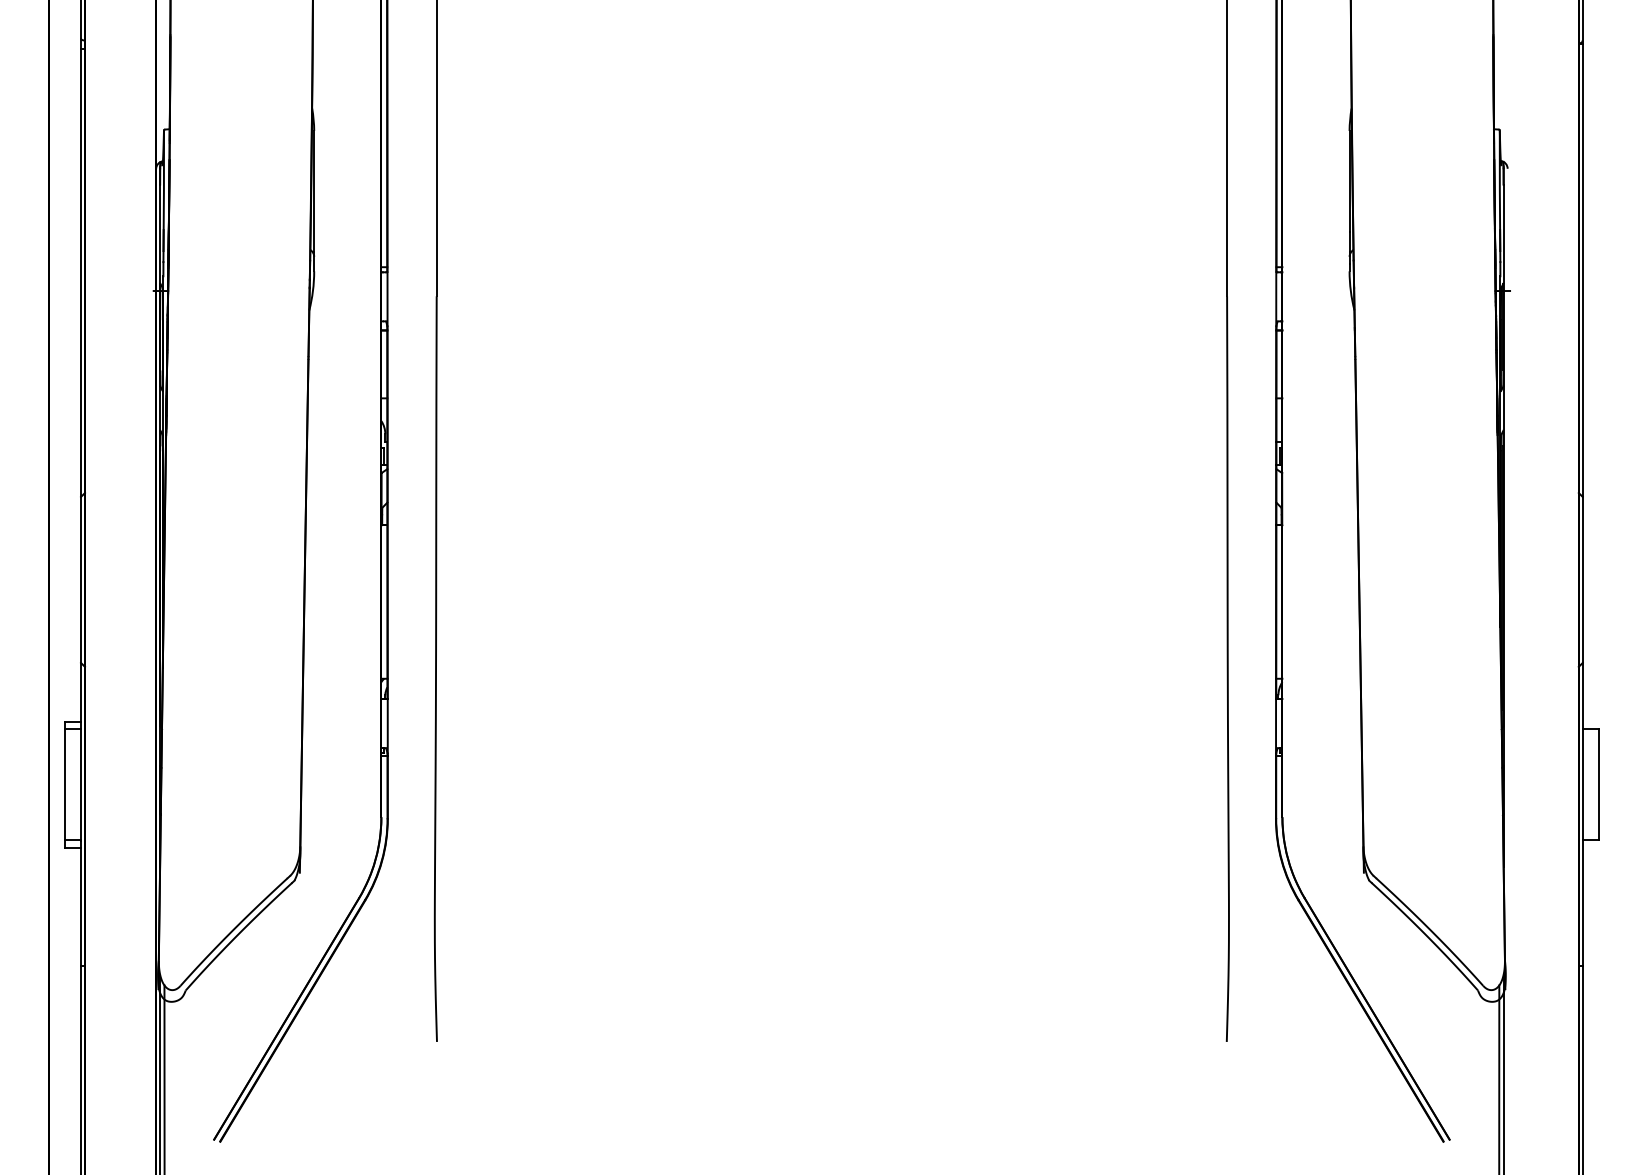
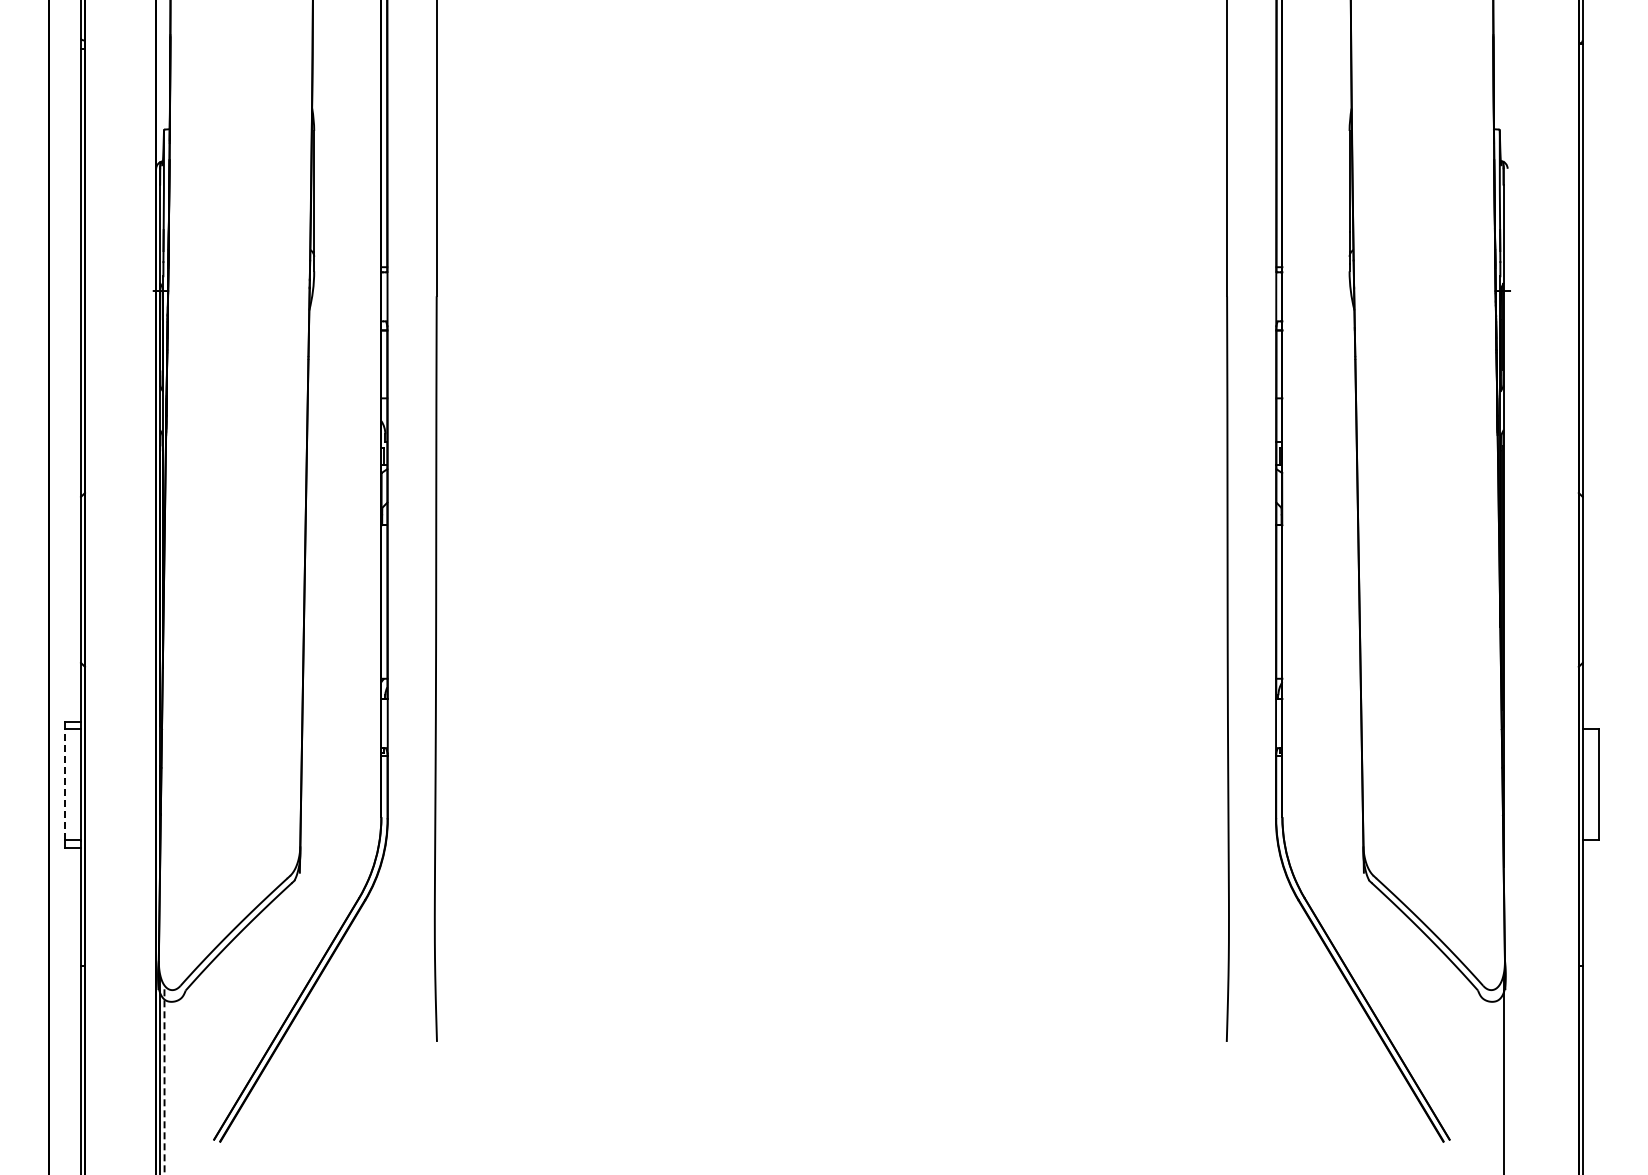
line: solid -> dashed (65, 784)
line: present -> none (1499, 1078)
line: solid -> dashed (164, 1079)
